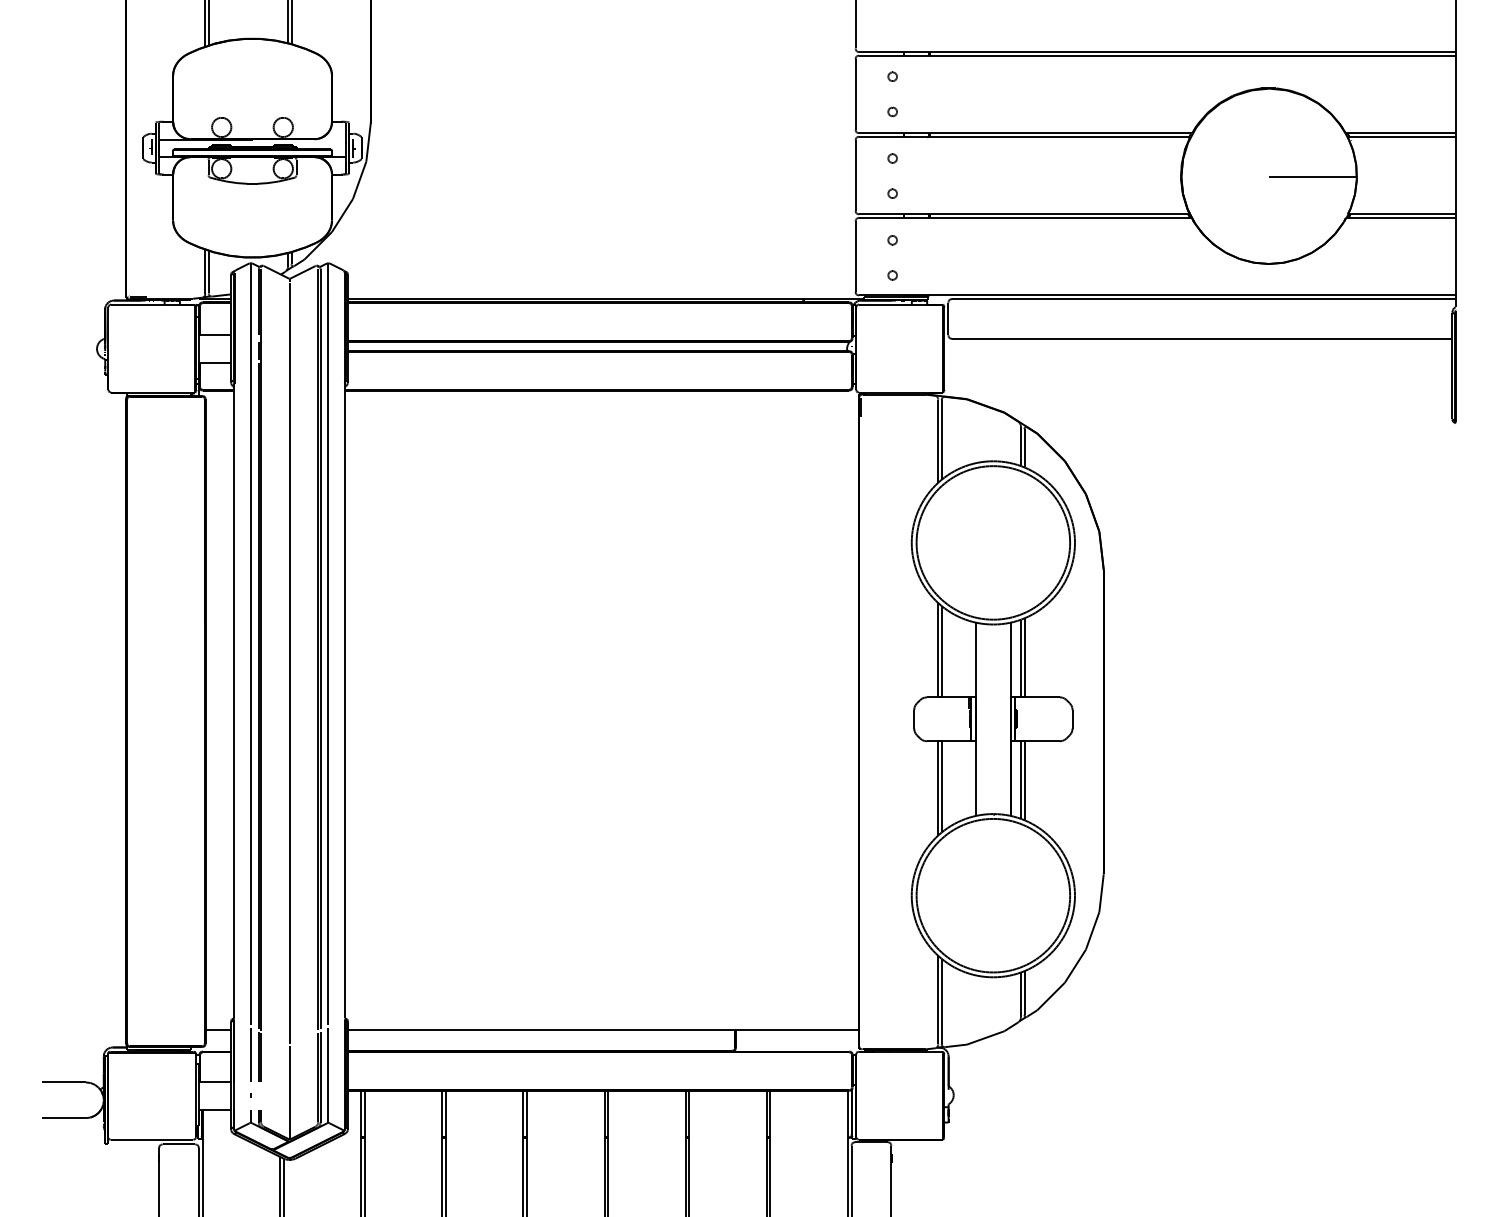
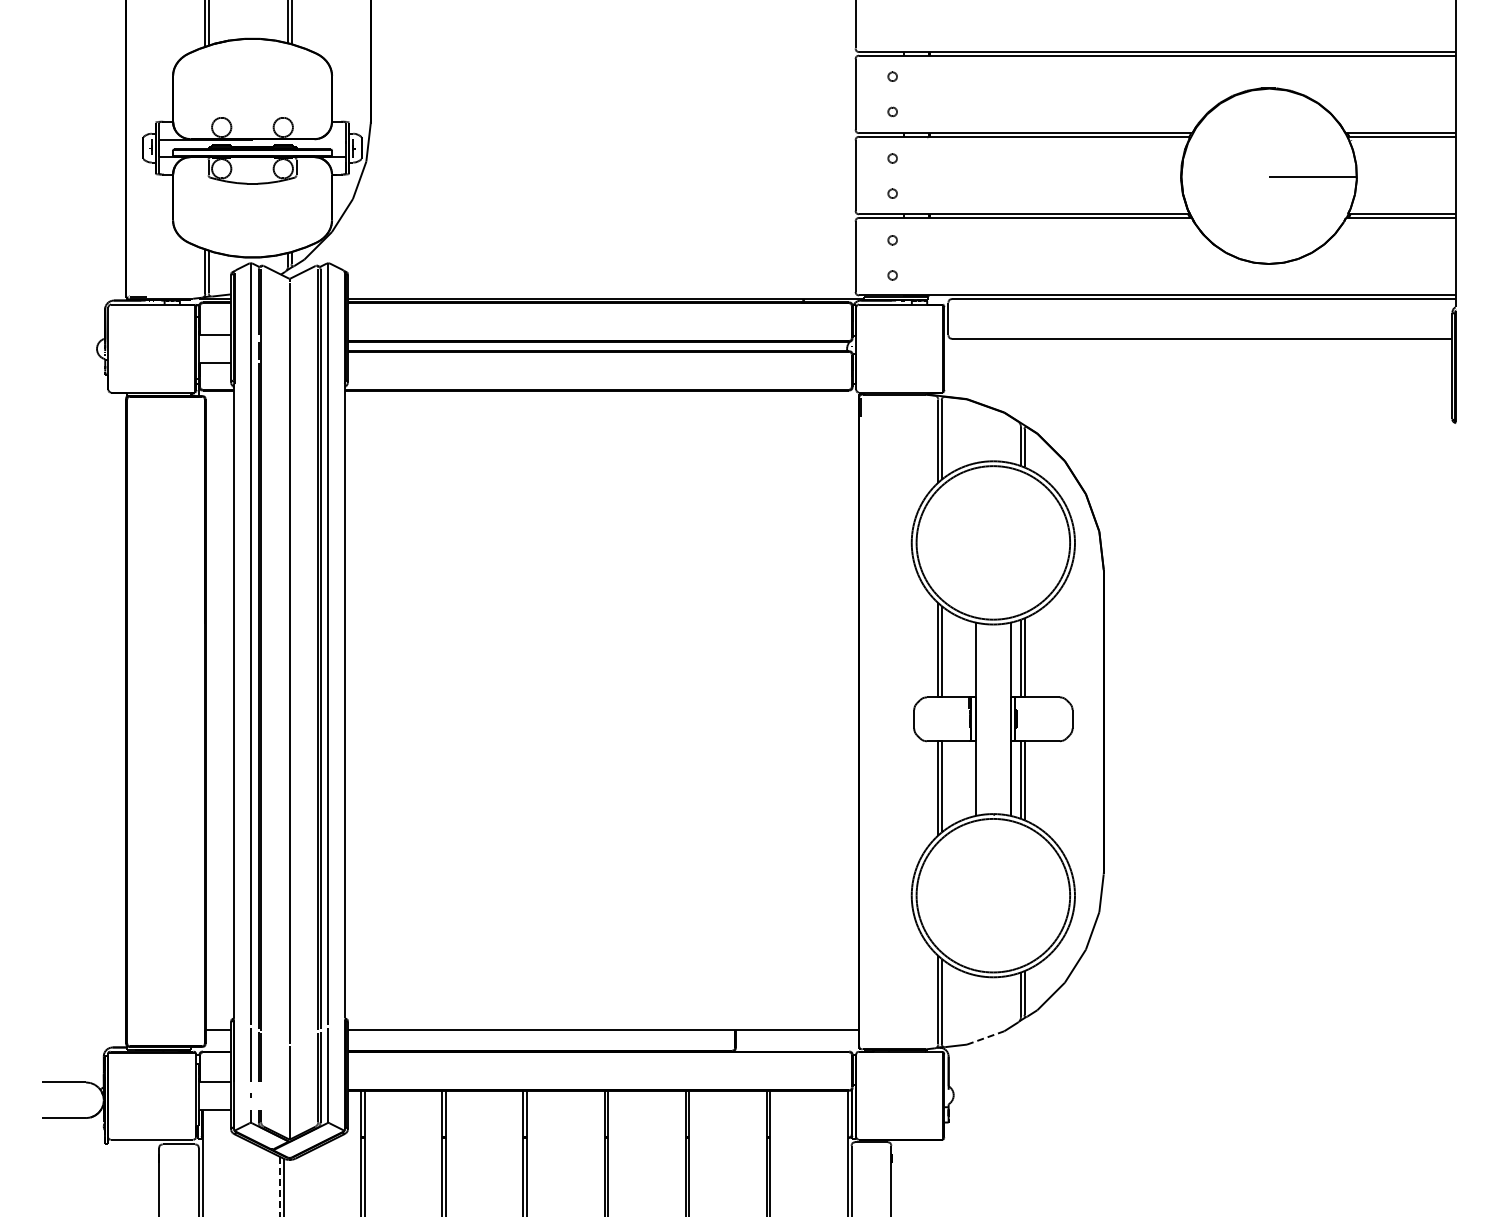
line: solid -> dashed (985, 1037)
line: solid -> dashed (279, 1186)
